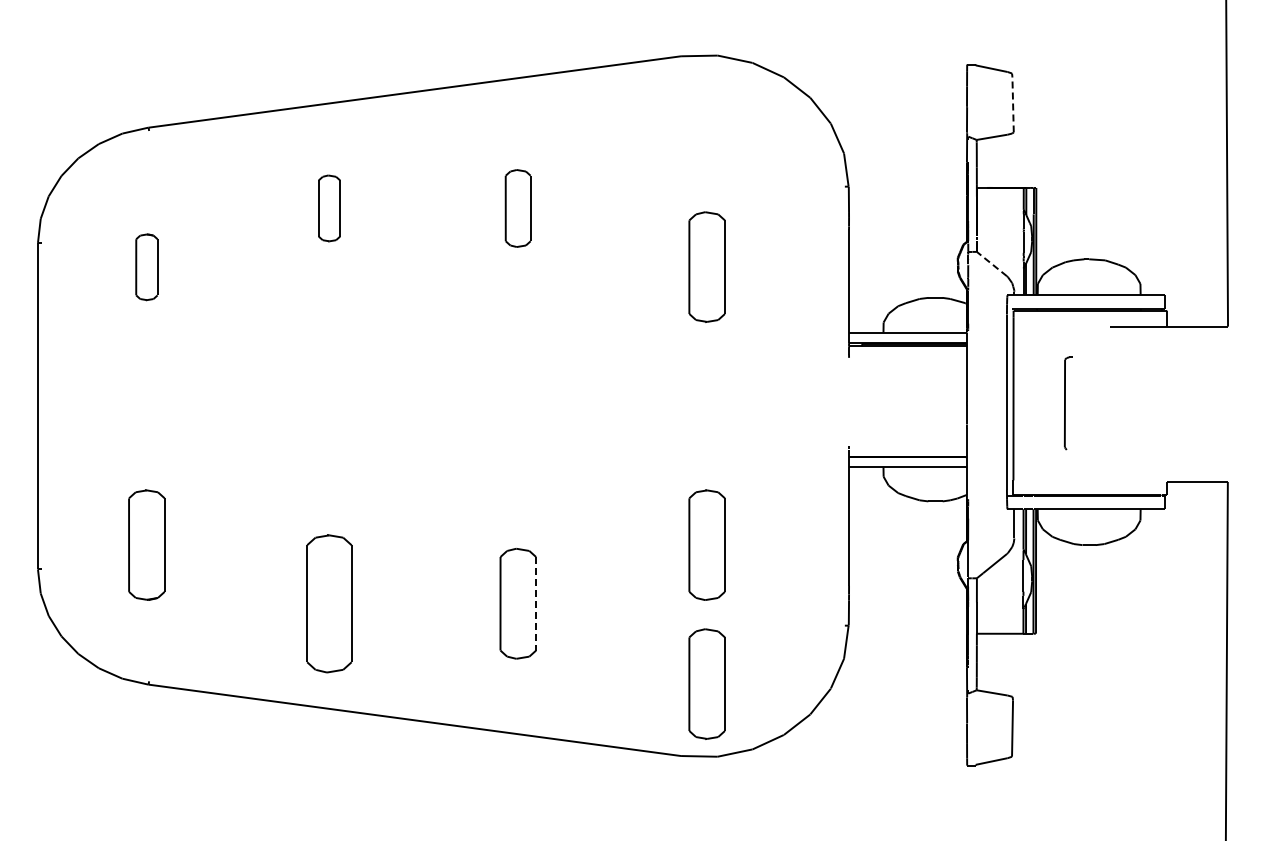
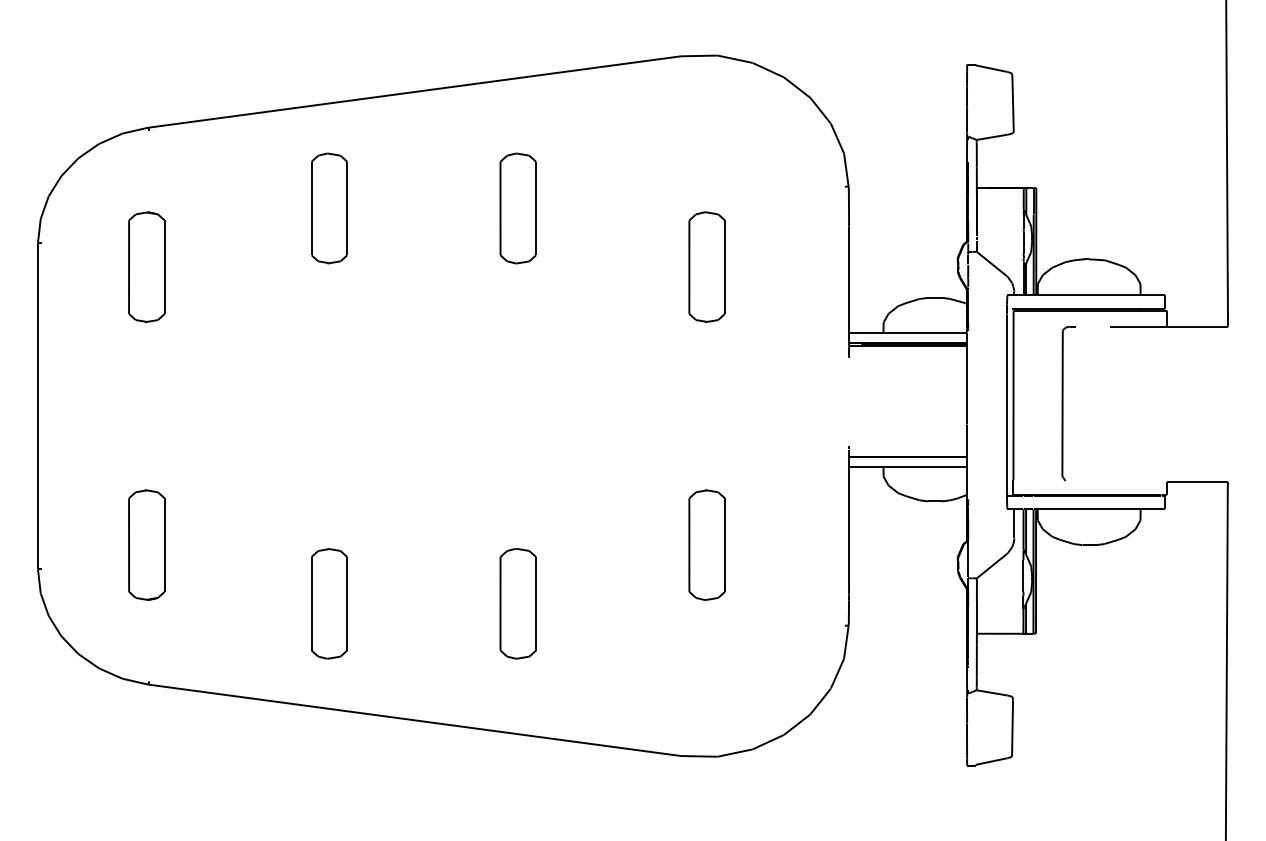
line: dashed -> solid (1013, 104)
part size: 23x69 px -> 37x113 px (329, 208)
part size: 28x79 px -> 38x113 px (517, 208)
line: dashed -> solid (991, 263)
part size: 24x69 px -> 38x113 px (146, 267)
part size: 9x95 px -> 15x157 px (1068, 403)
part size: 47x140 px -> 37x112 px (329, 603)
line: dashed -> solid (536, 603)
part: present -> none (706, 683)
